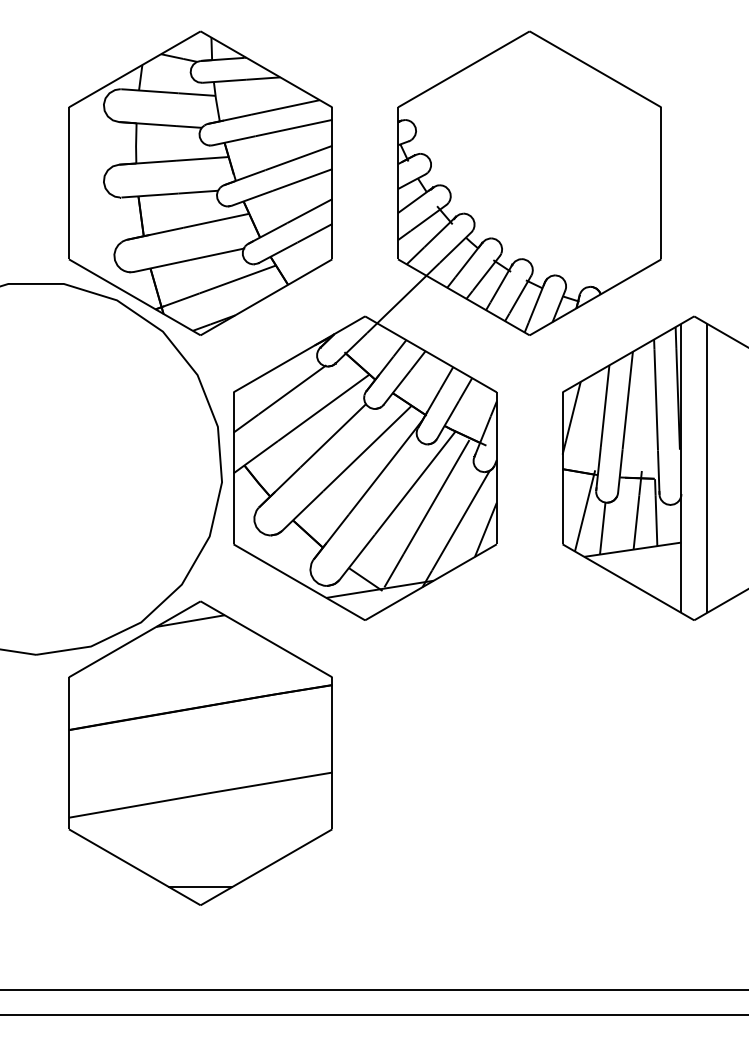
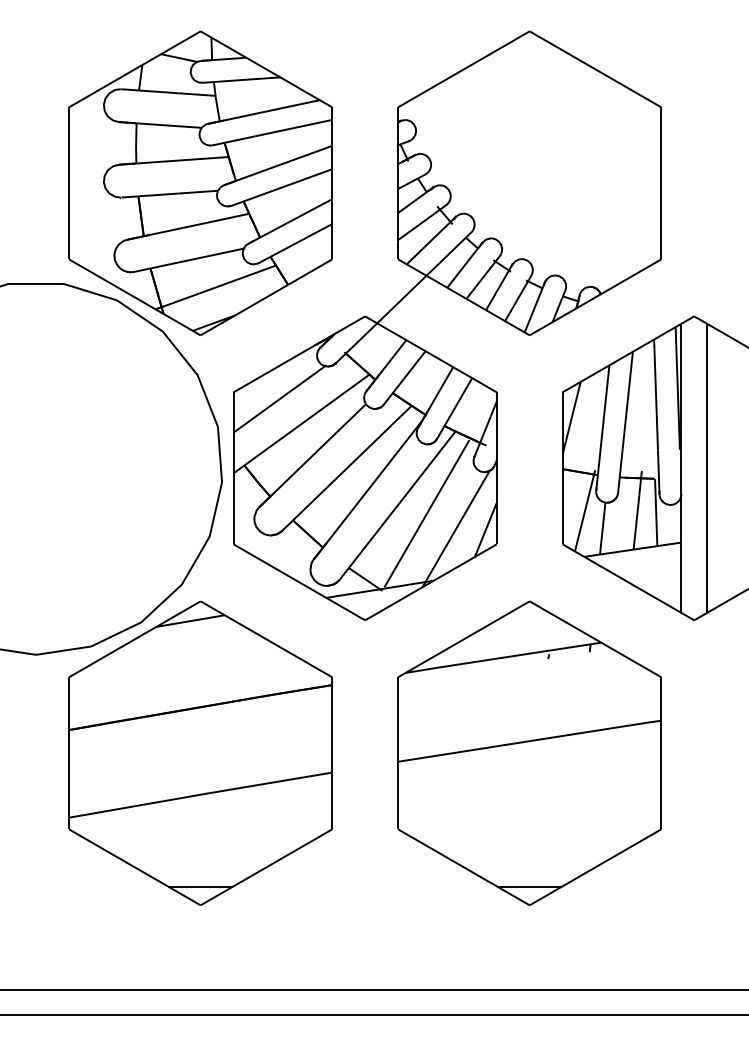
part: none -> present (529, 752)
